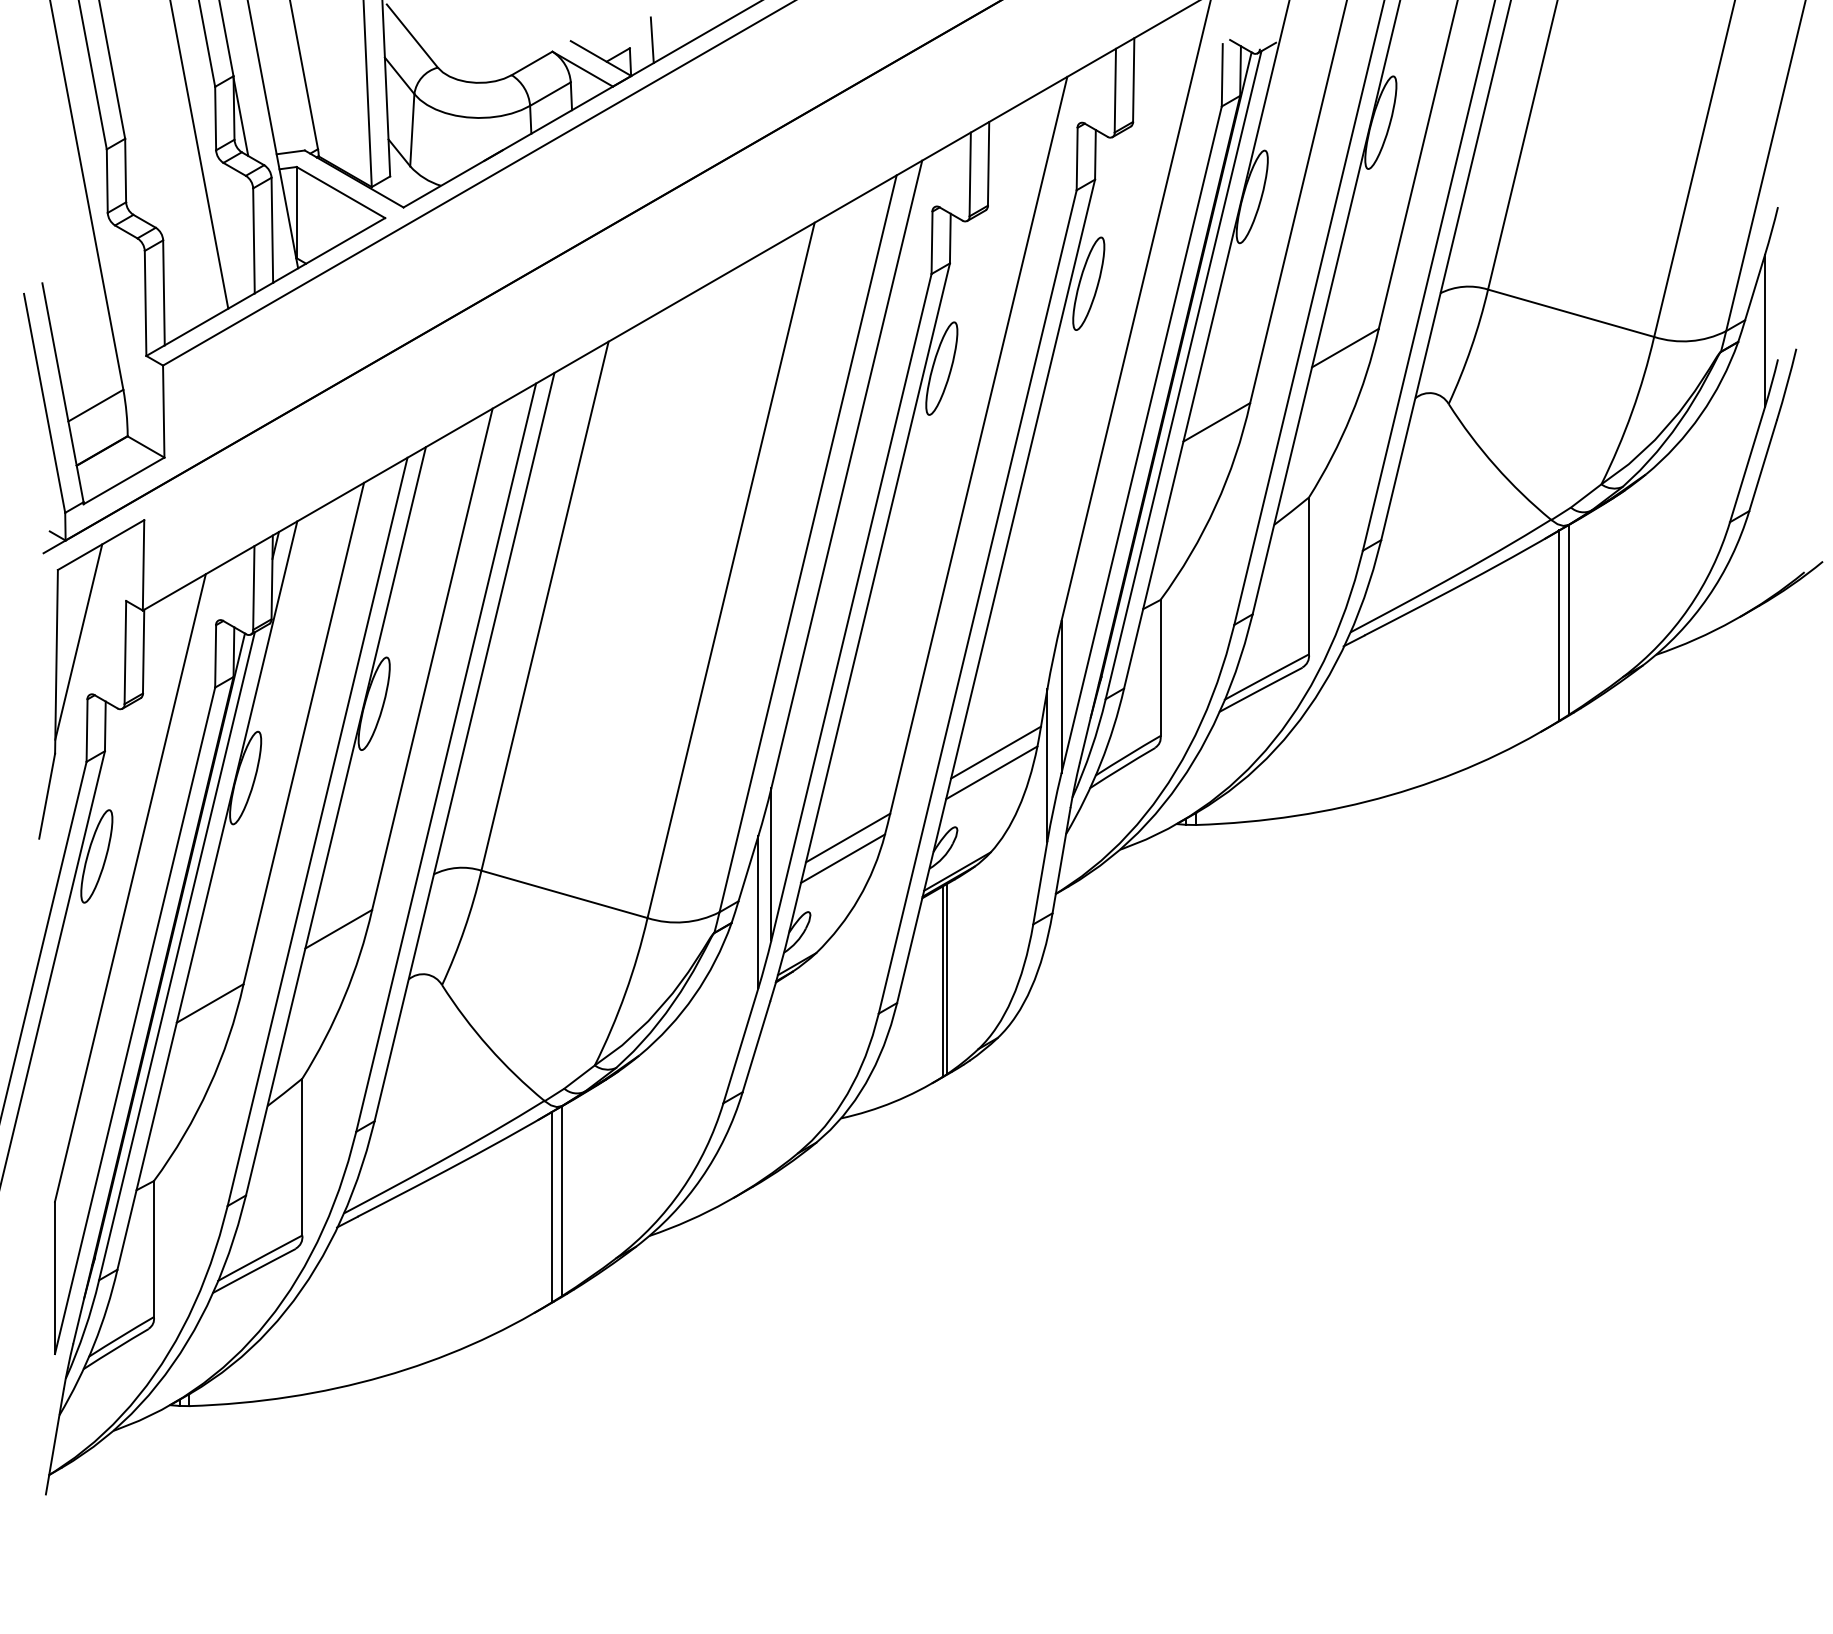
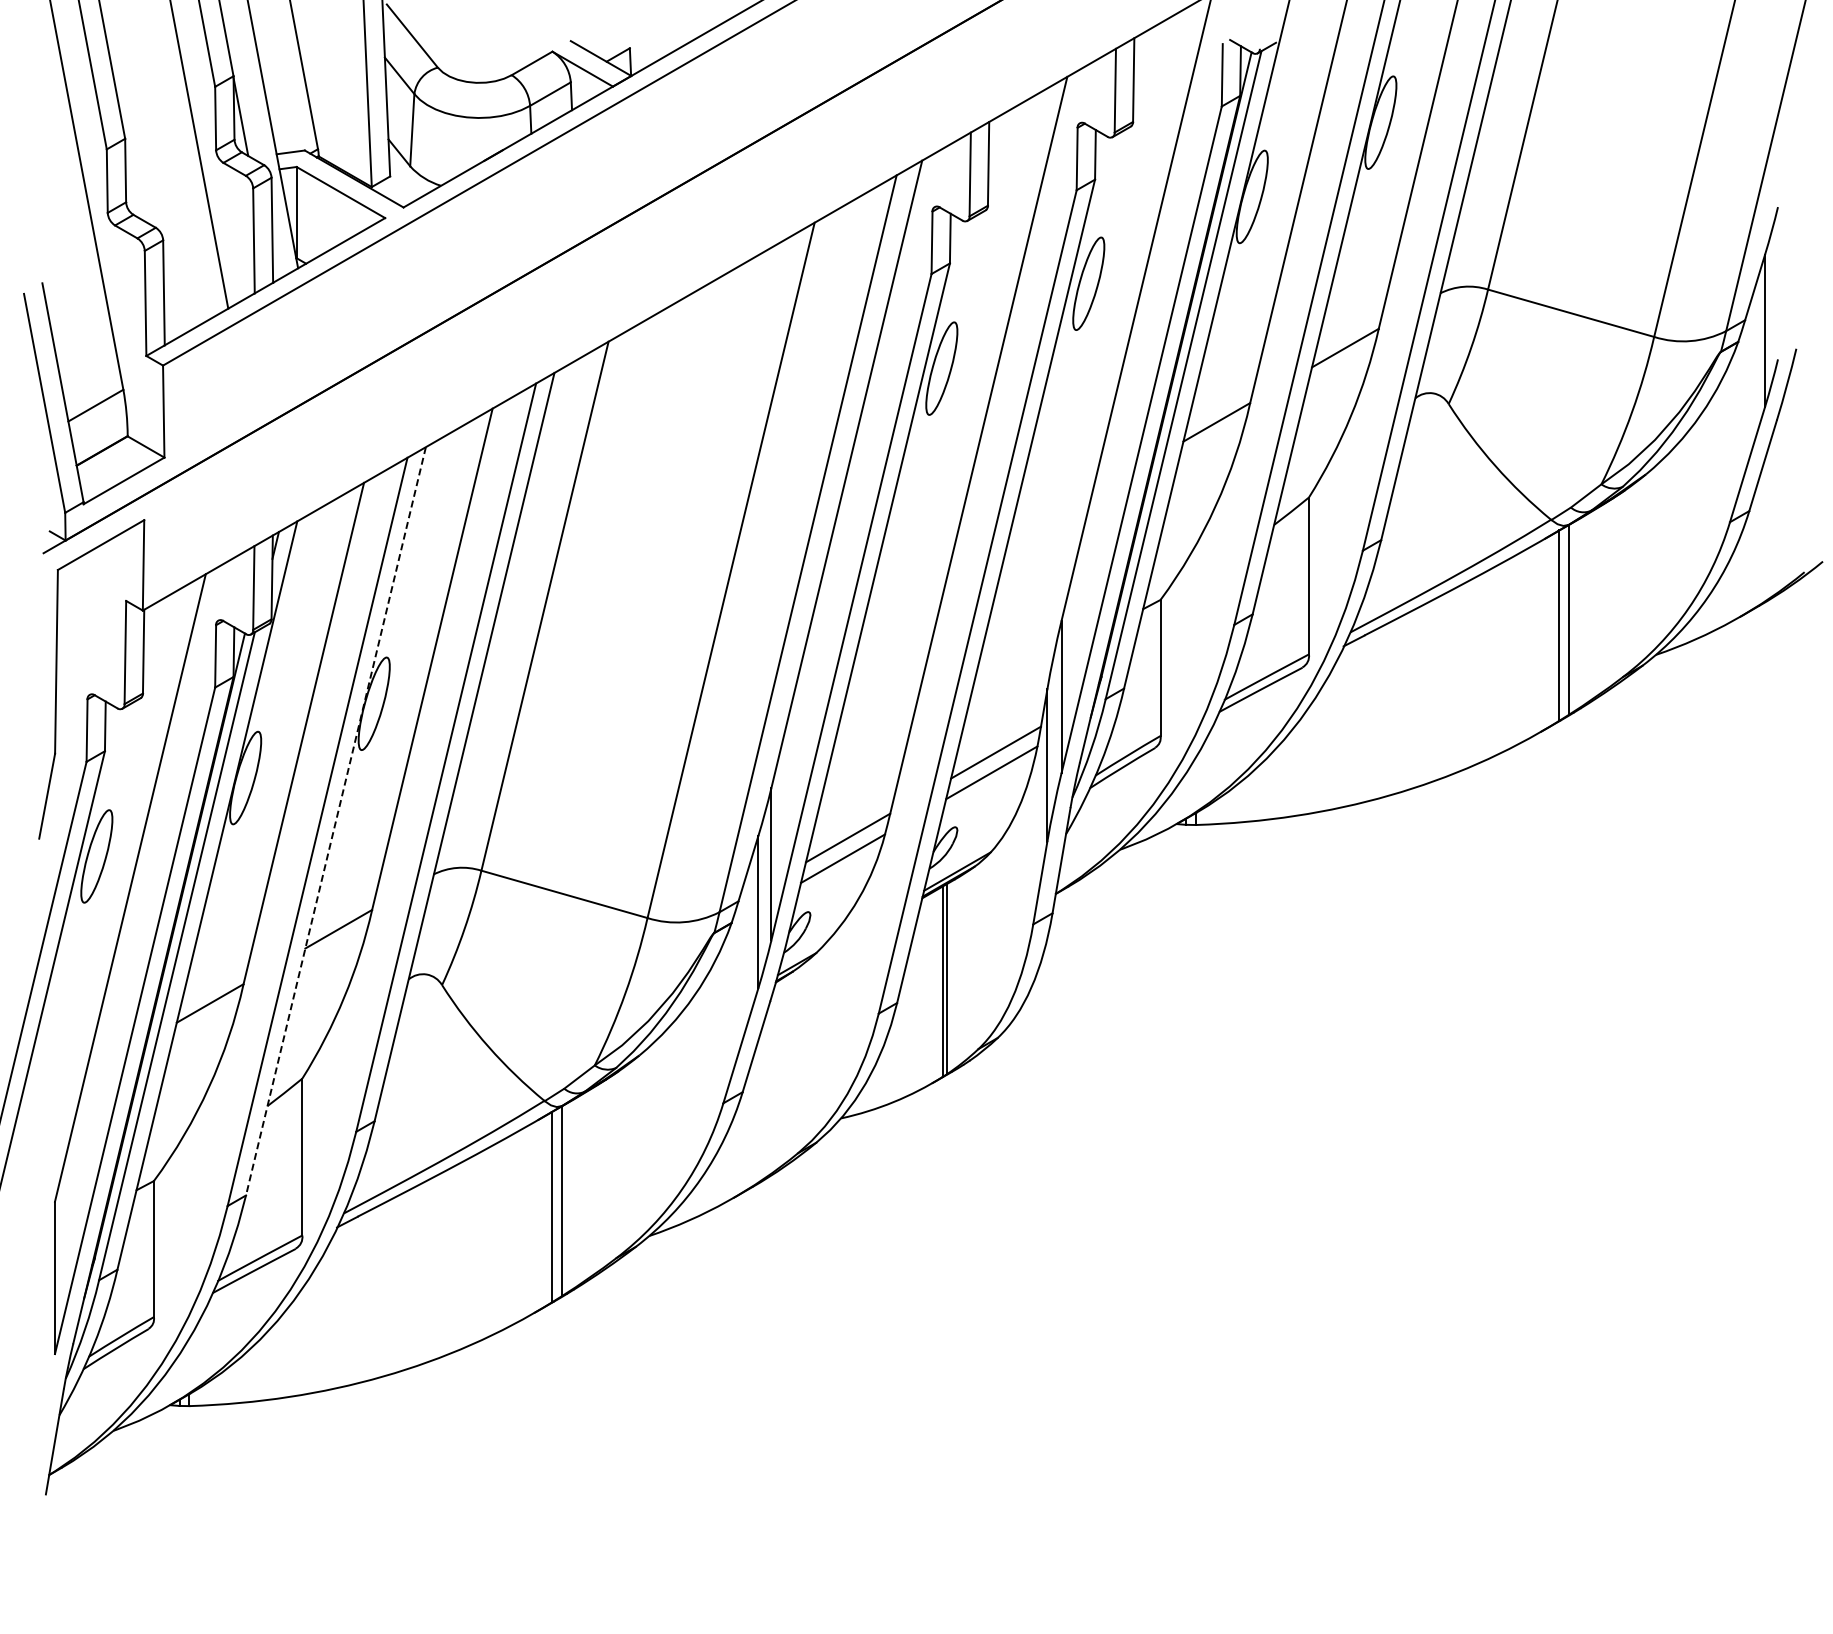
line: present -> none (651, 40)
line: present -> none (78, 641)
line: solid -> dashed (335, 821)
